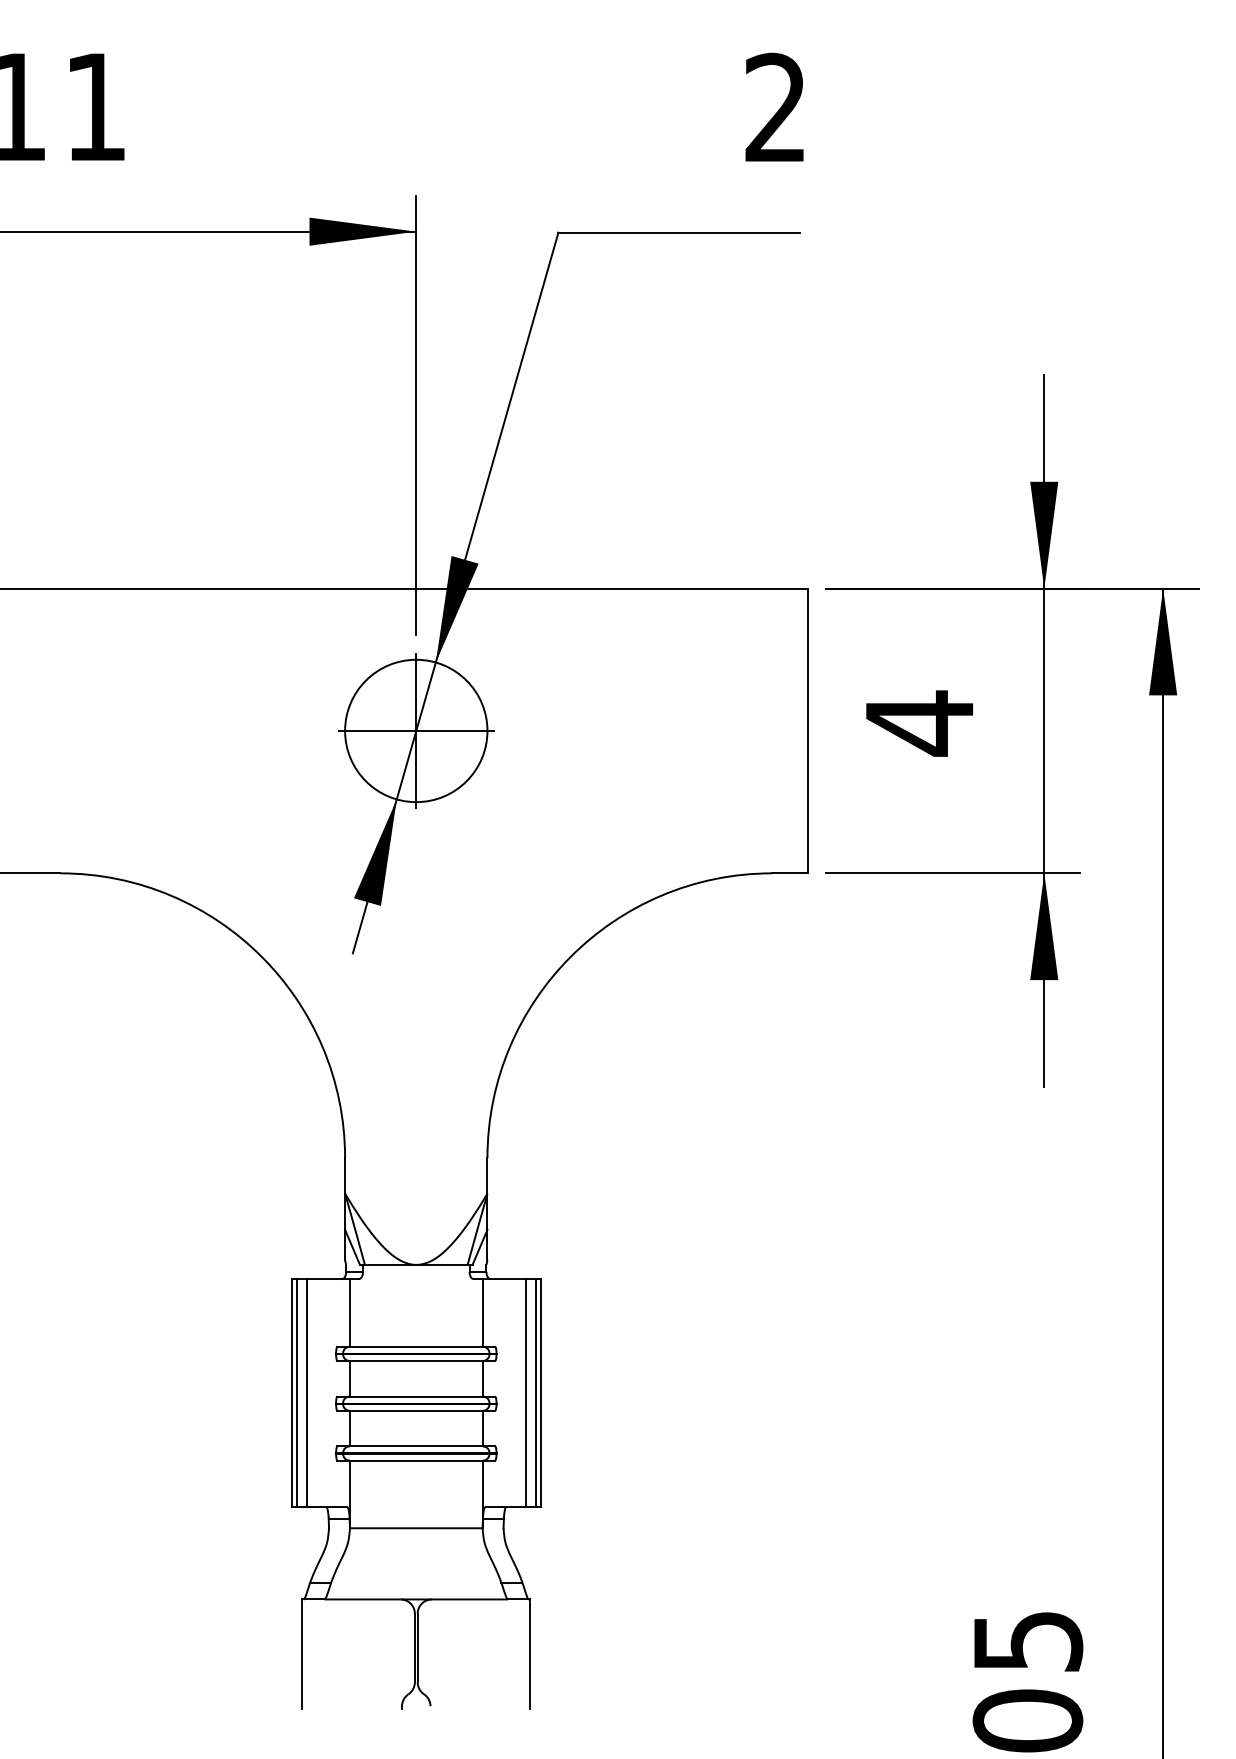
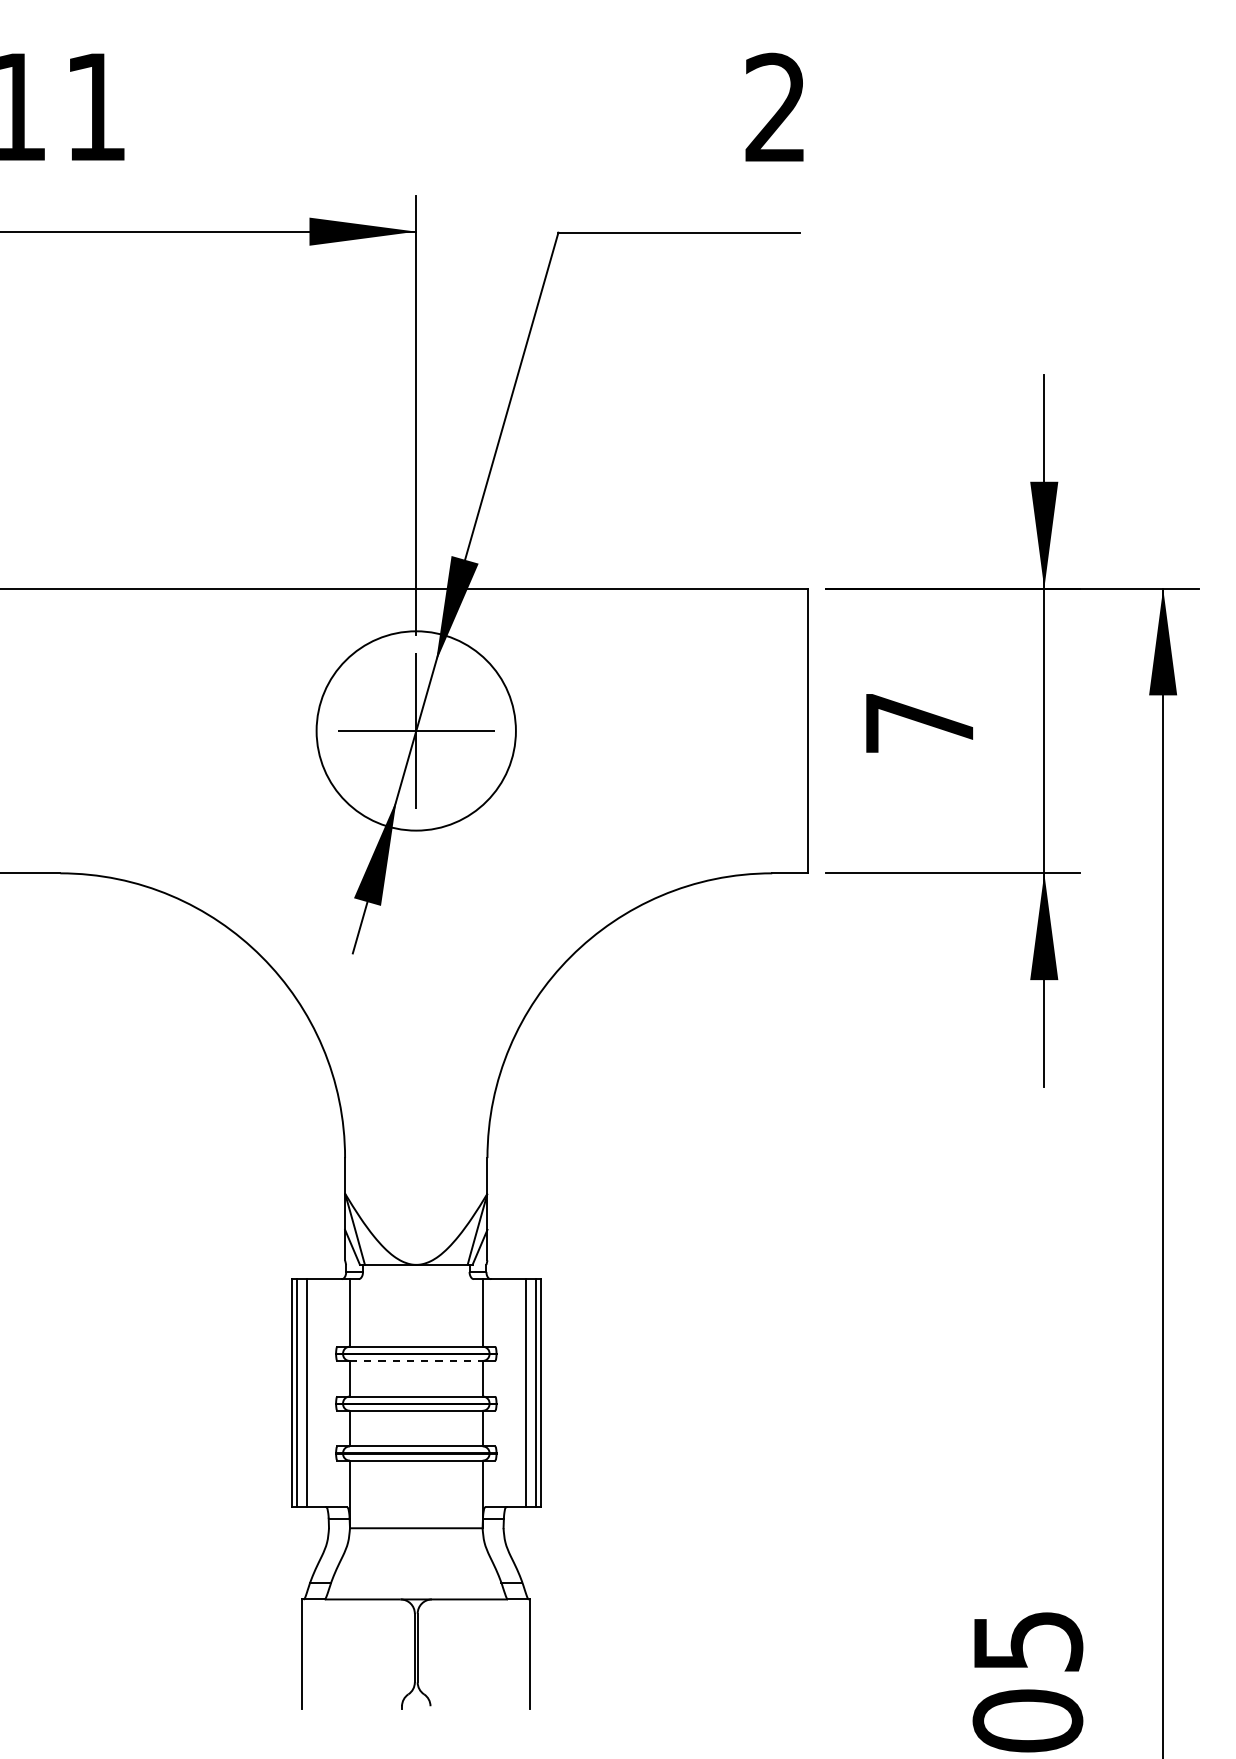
text: 4 -> 7 (919, 723)
circle diameter: 142 px -> 199 px (415, 730)
line: solid -> dashed (416, 1360)
